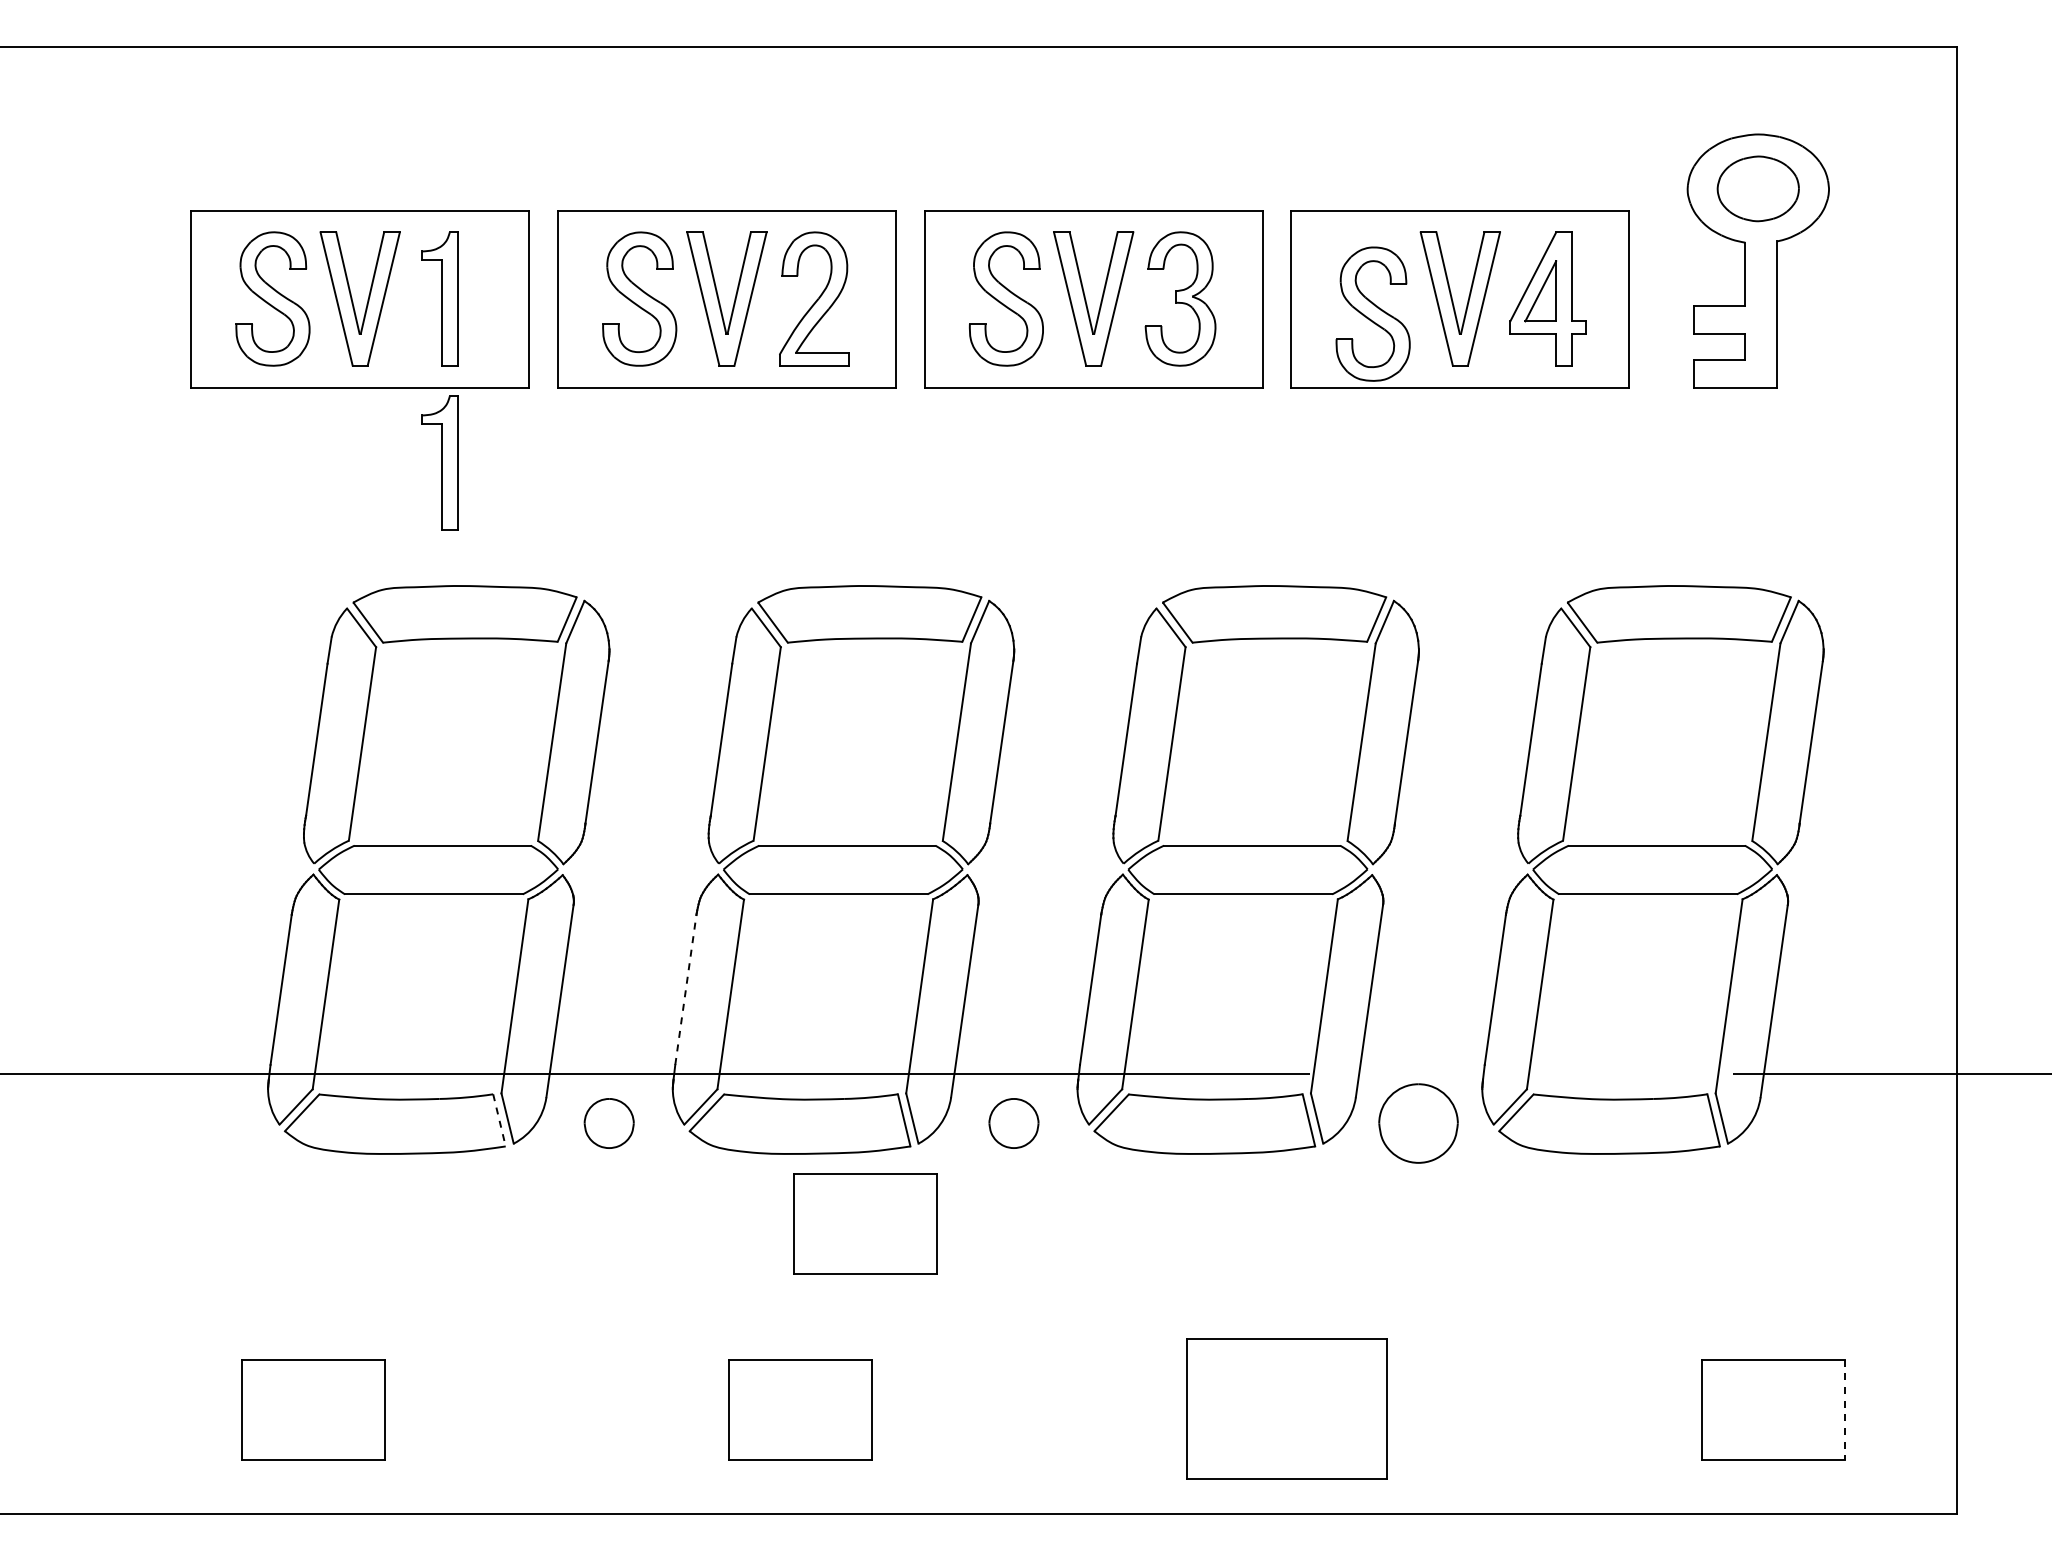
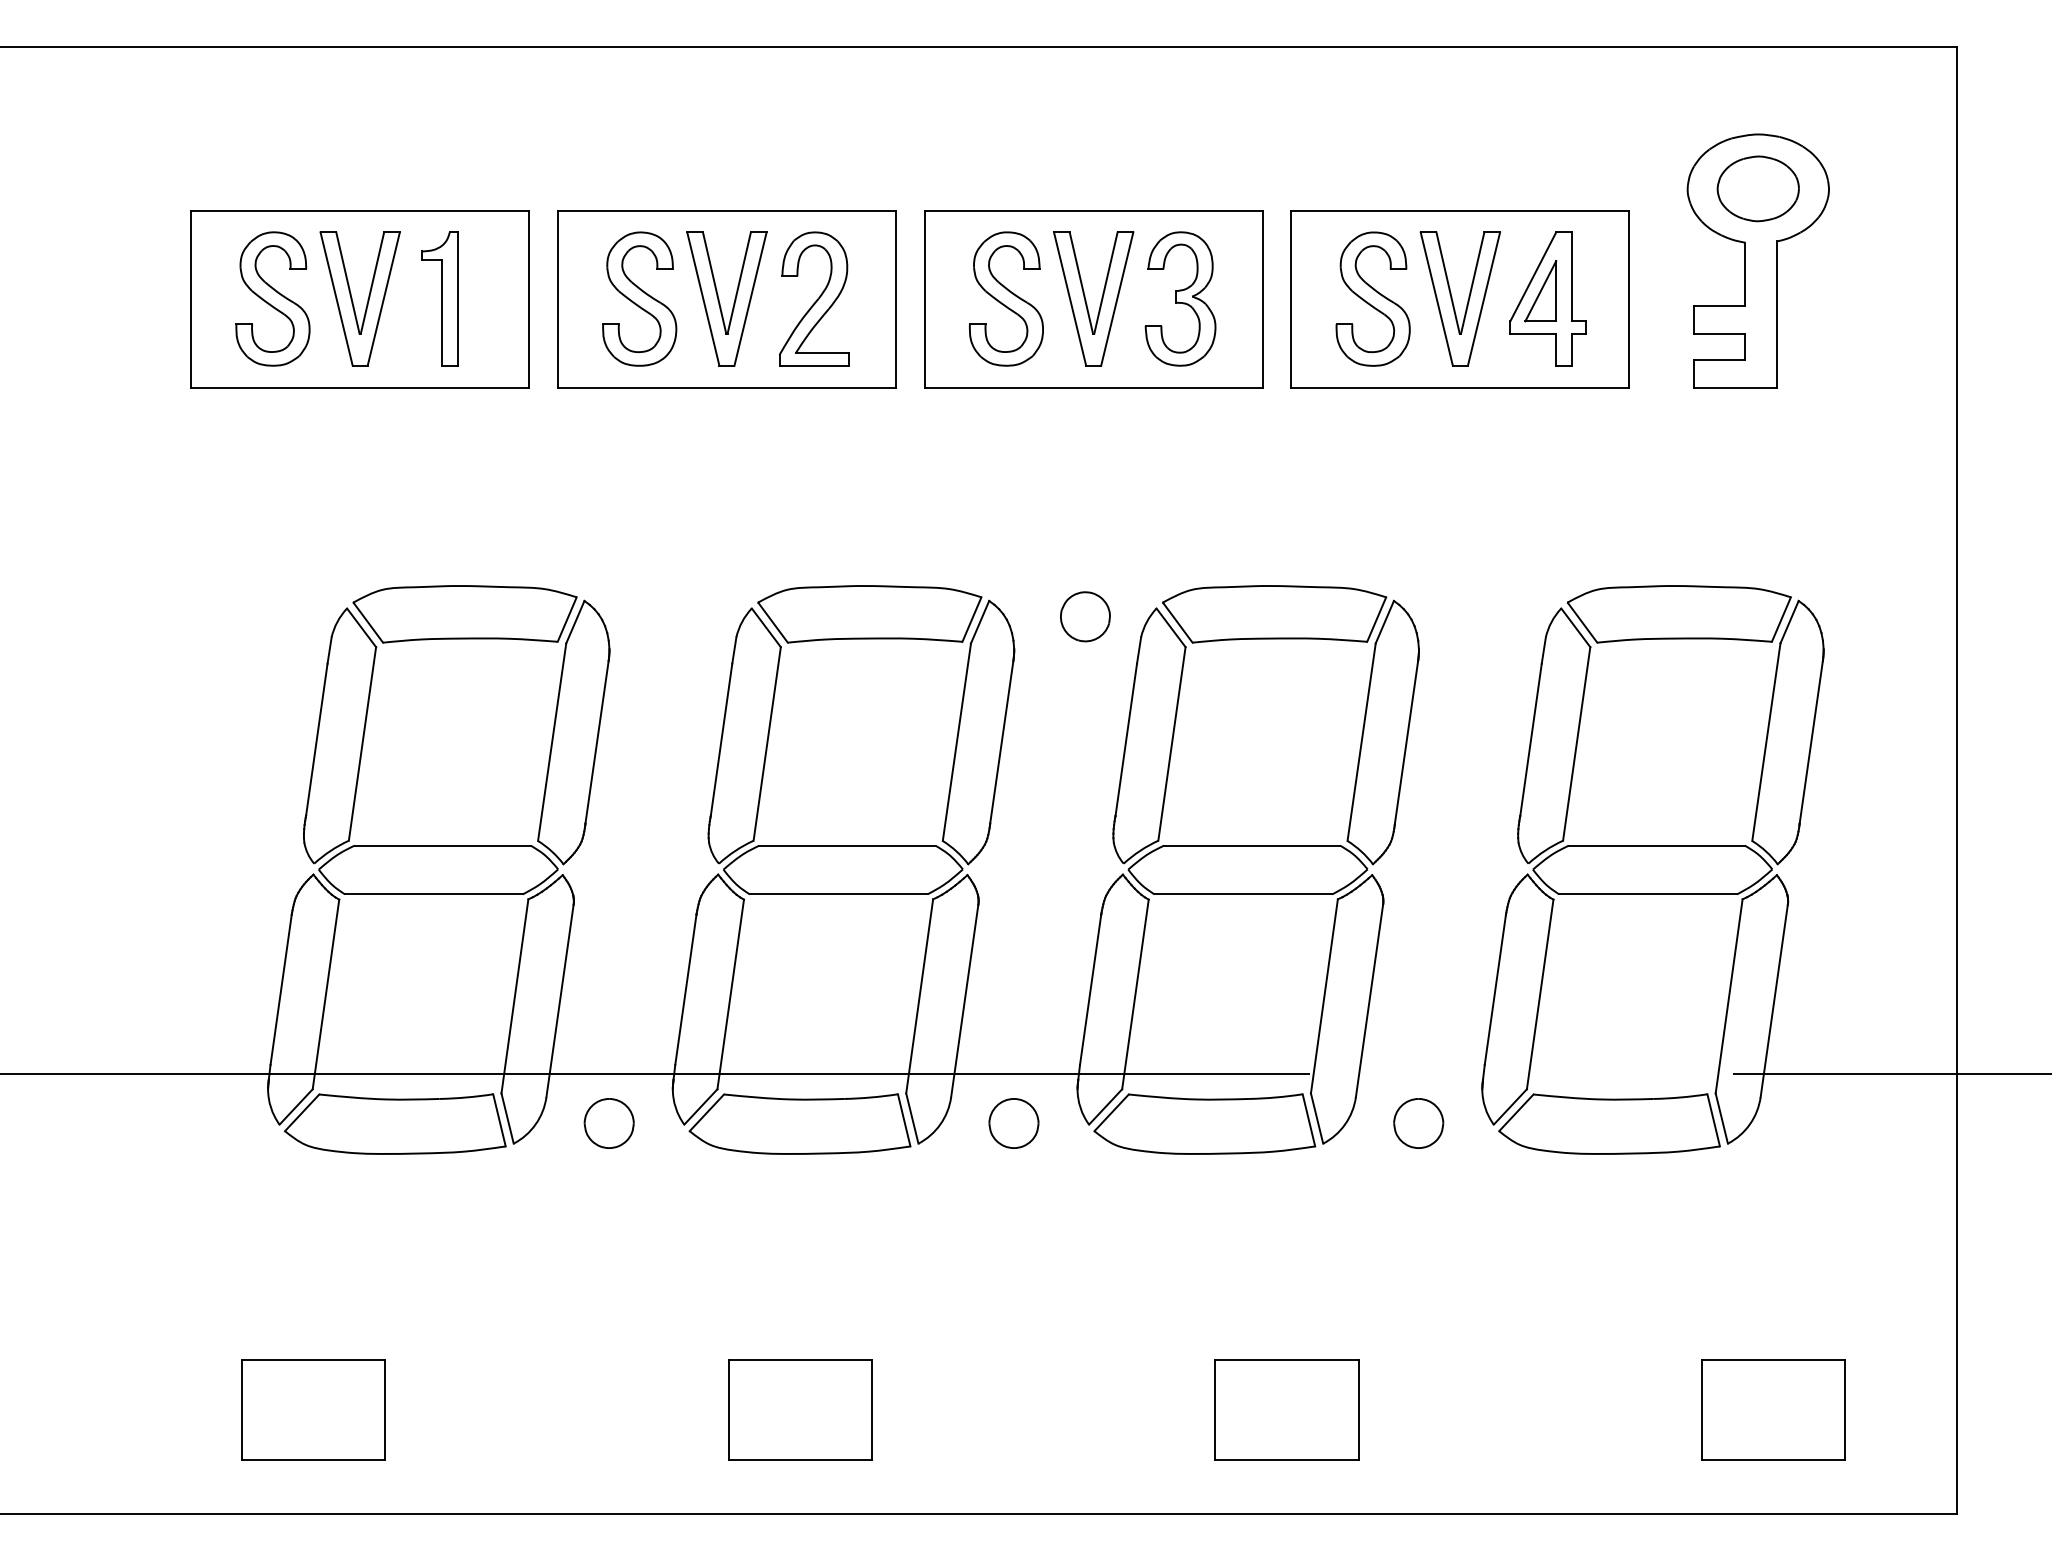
part position: (1372, 313) -> (1372, 298) (1372, 298)
part: present -> none (439, 462)
part: none -> present (1085, 616)
line: dashed -> solid (685, 989)
line: dashed -> solid (499, 1120)
part size: 81x81 px -> 52x51 px (1418, 1123)
part: present -> none (865, 1223)
part size: 202x142 px -> 146x102 px (1286, 1409)
line: dashed -> solid (1845, 1409)
